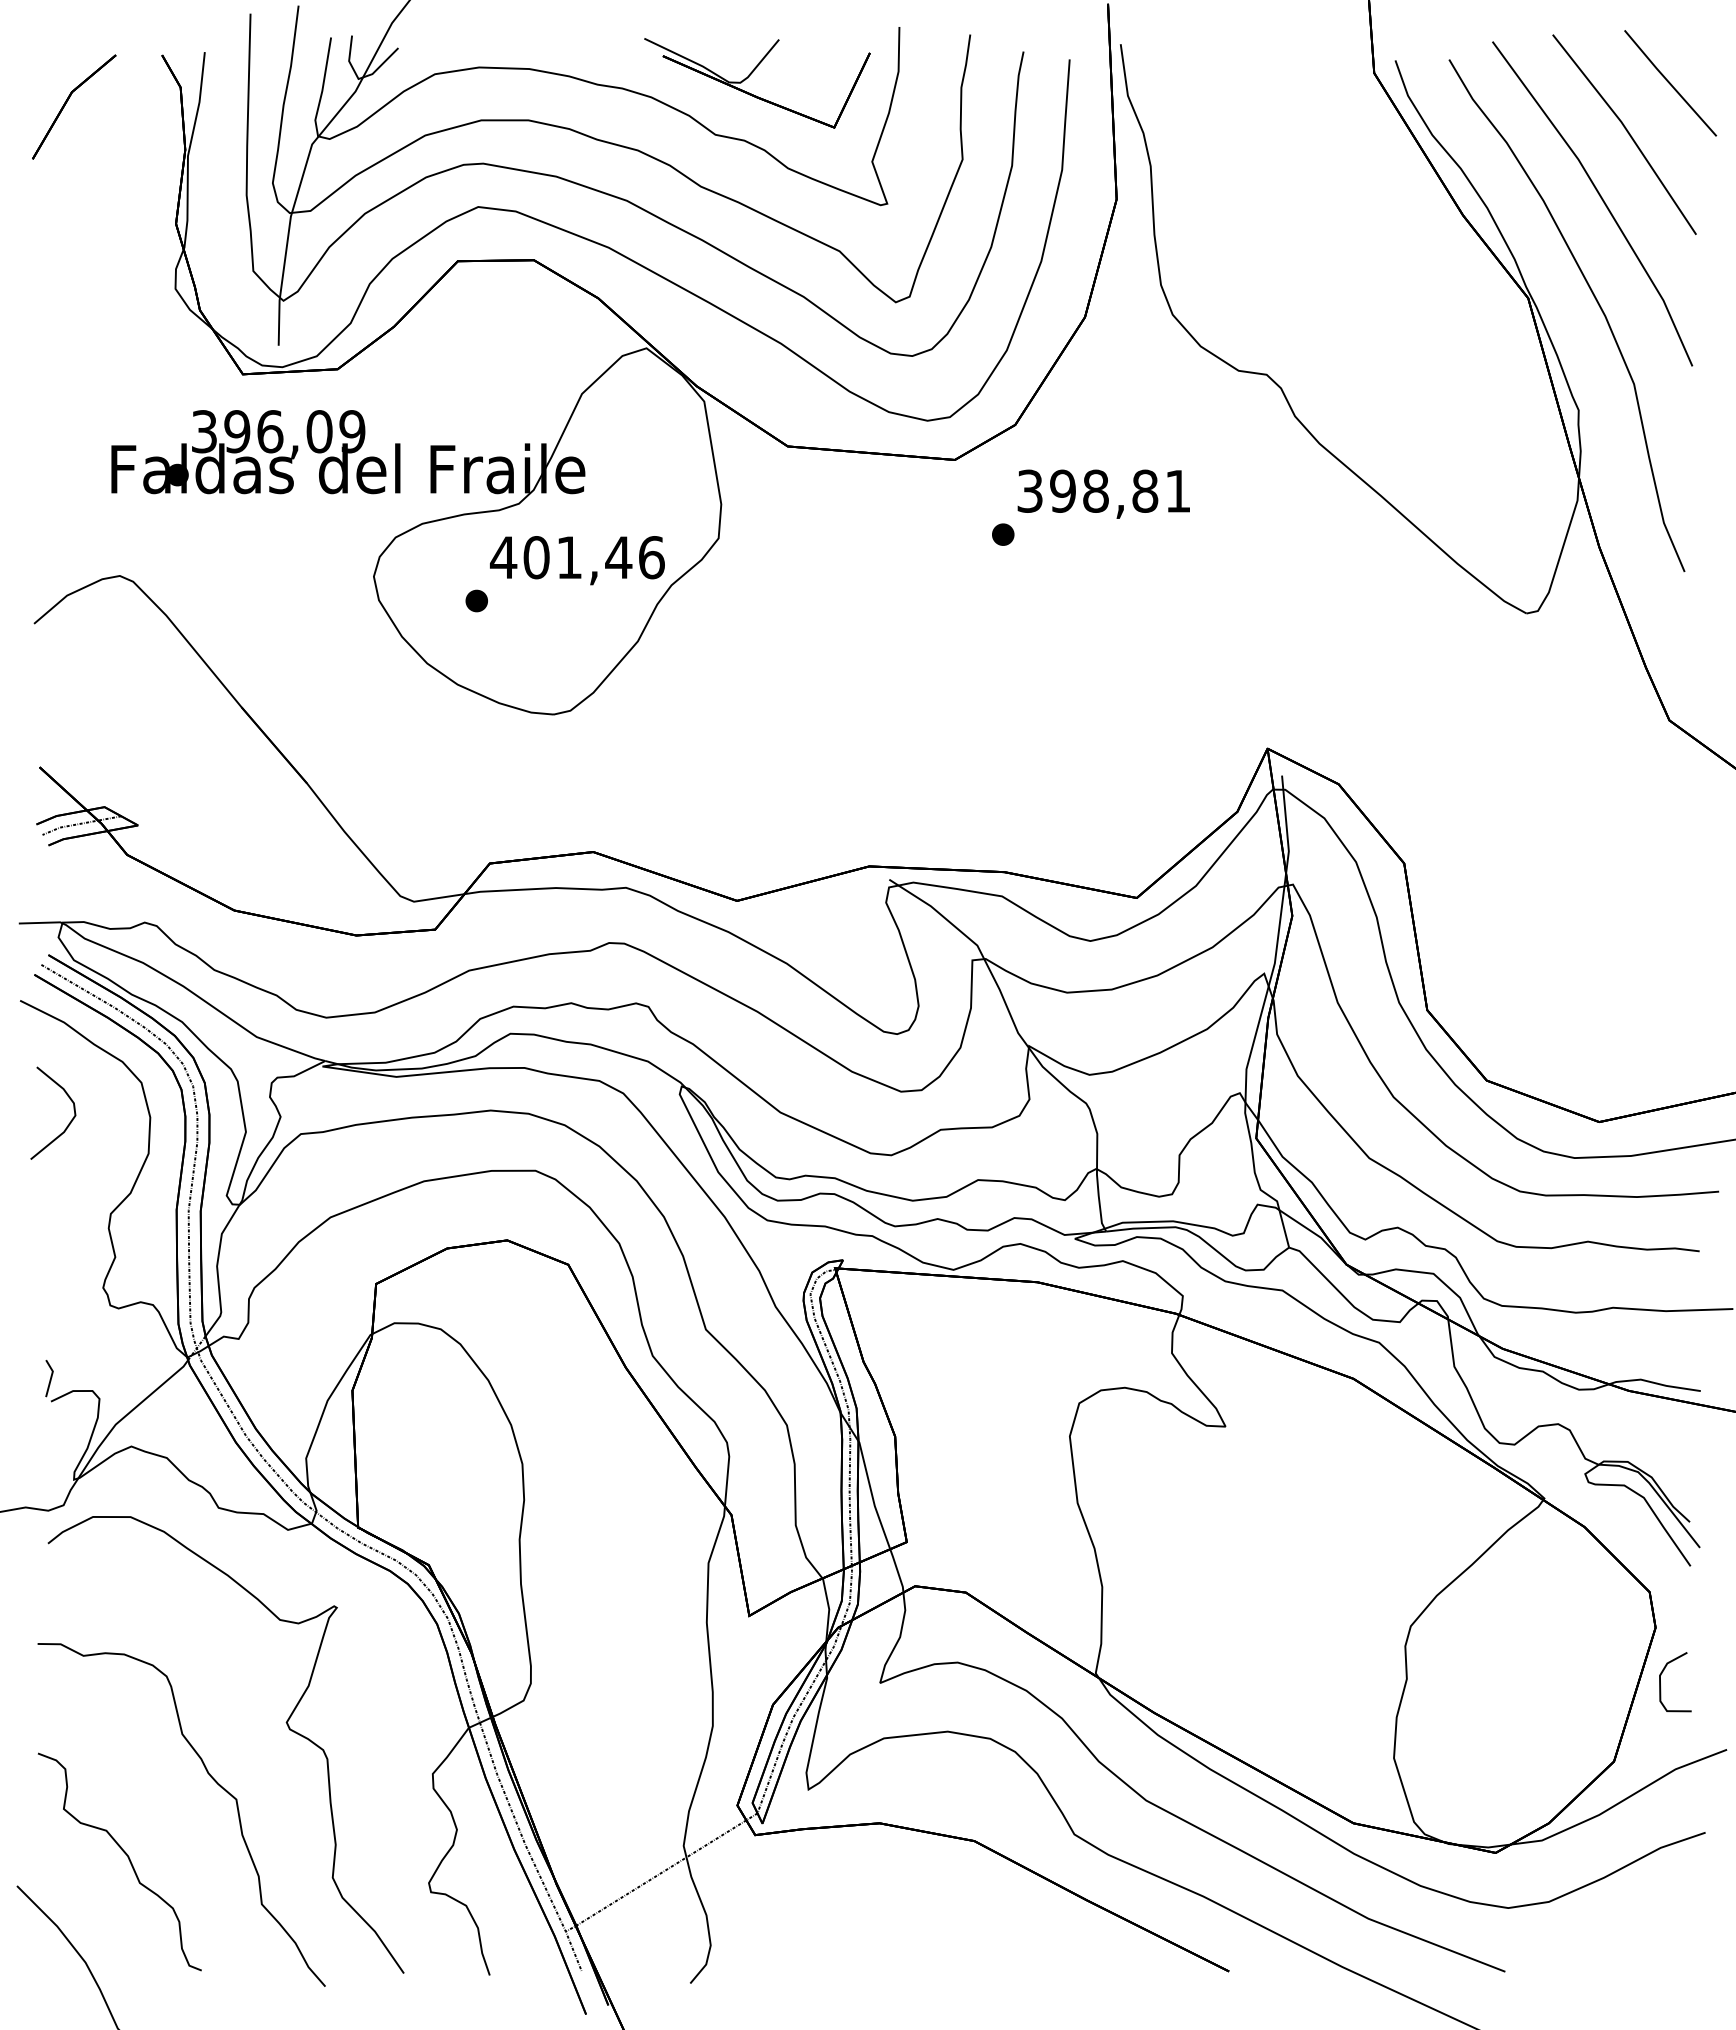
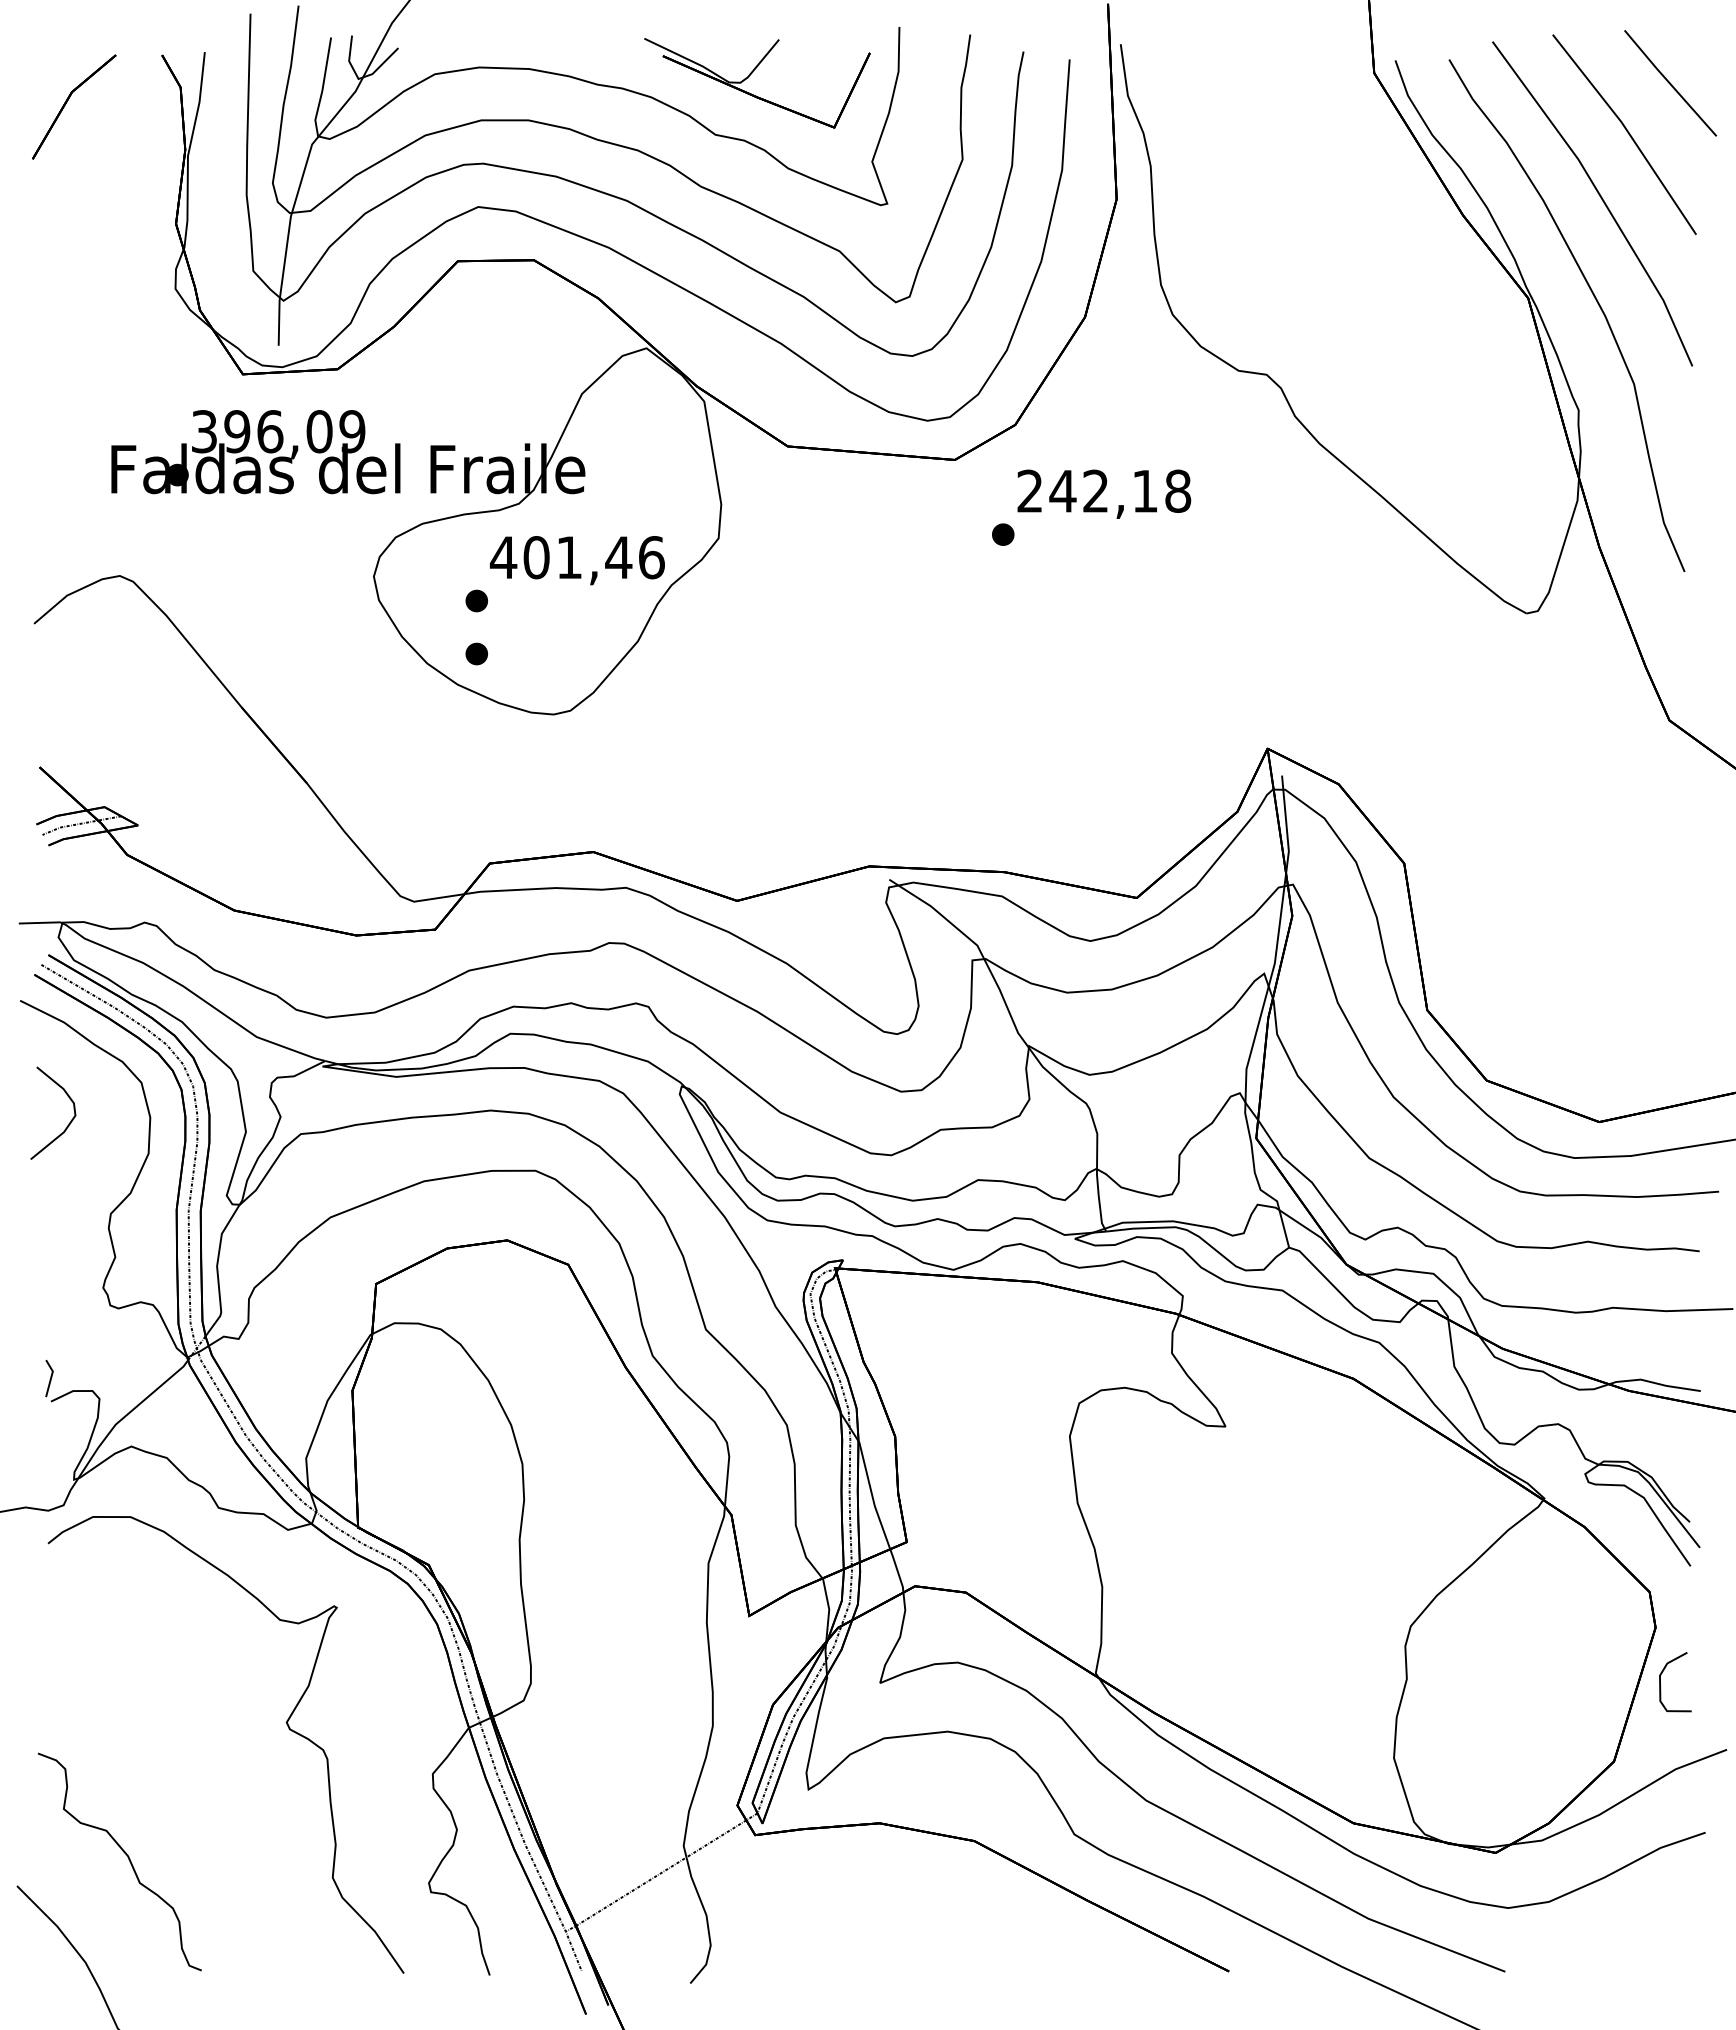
text: 398,81 -> 242,18 (1104, 490)
part: none -> present (476, 653)
part: present -> none (214, 1781)
